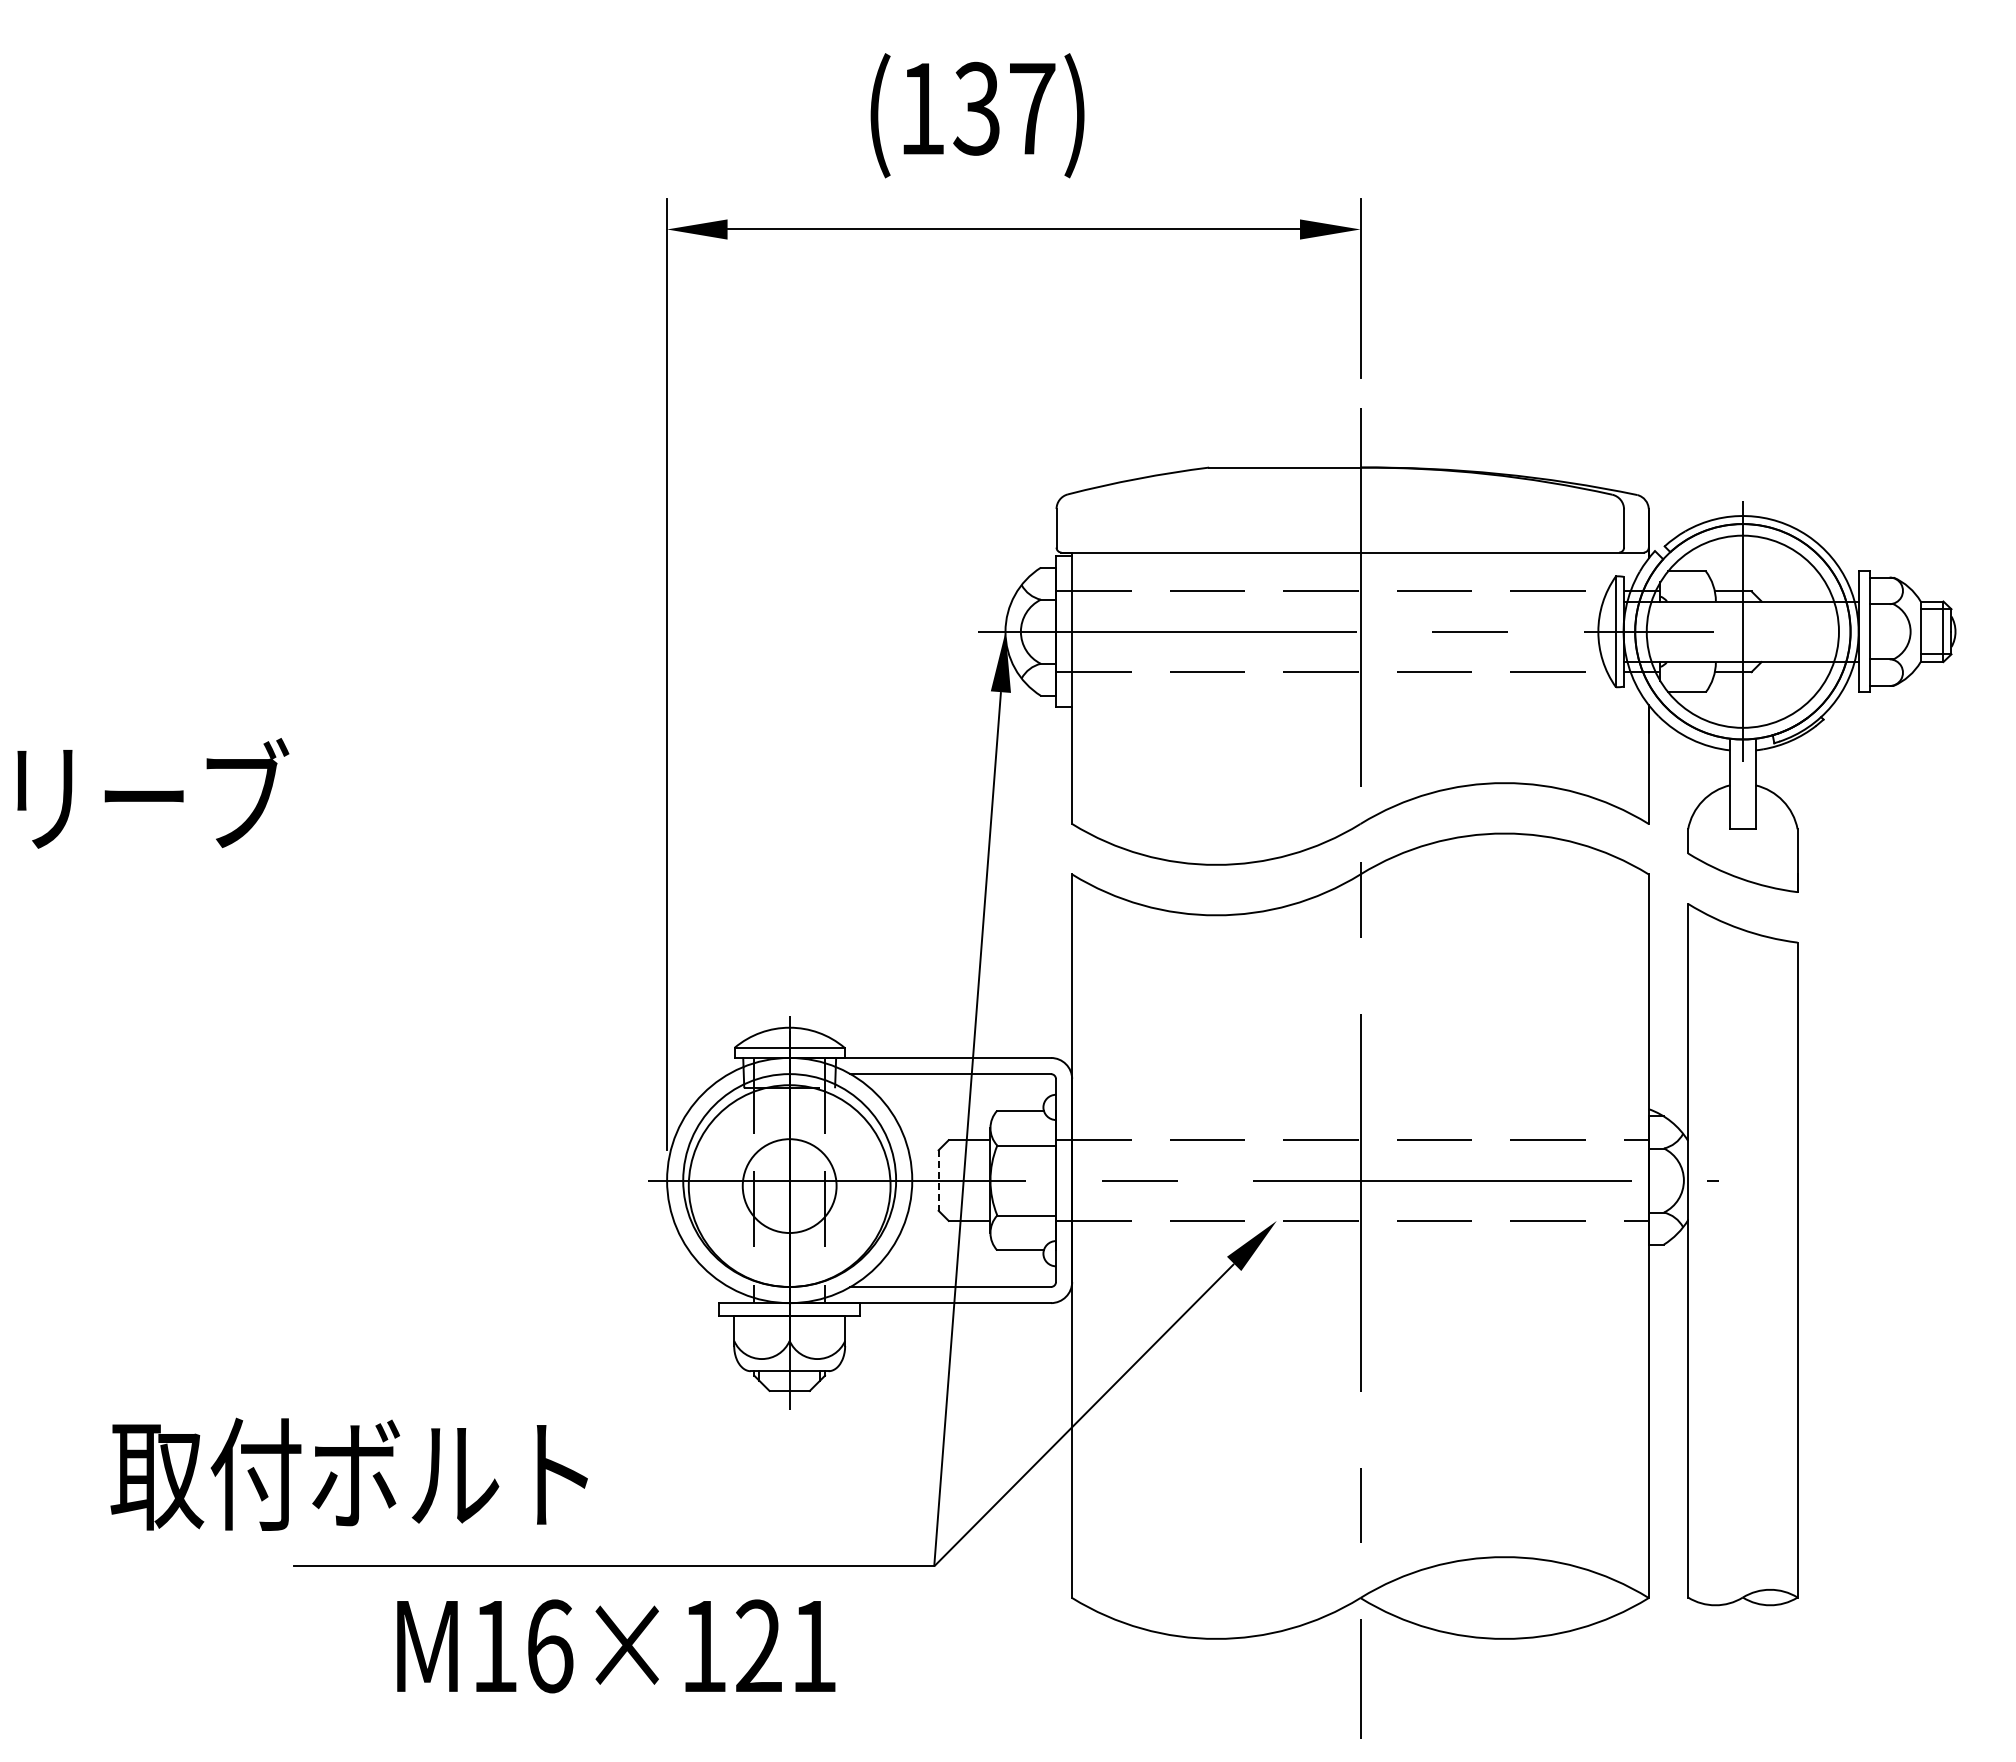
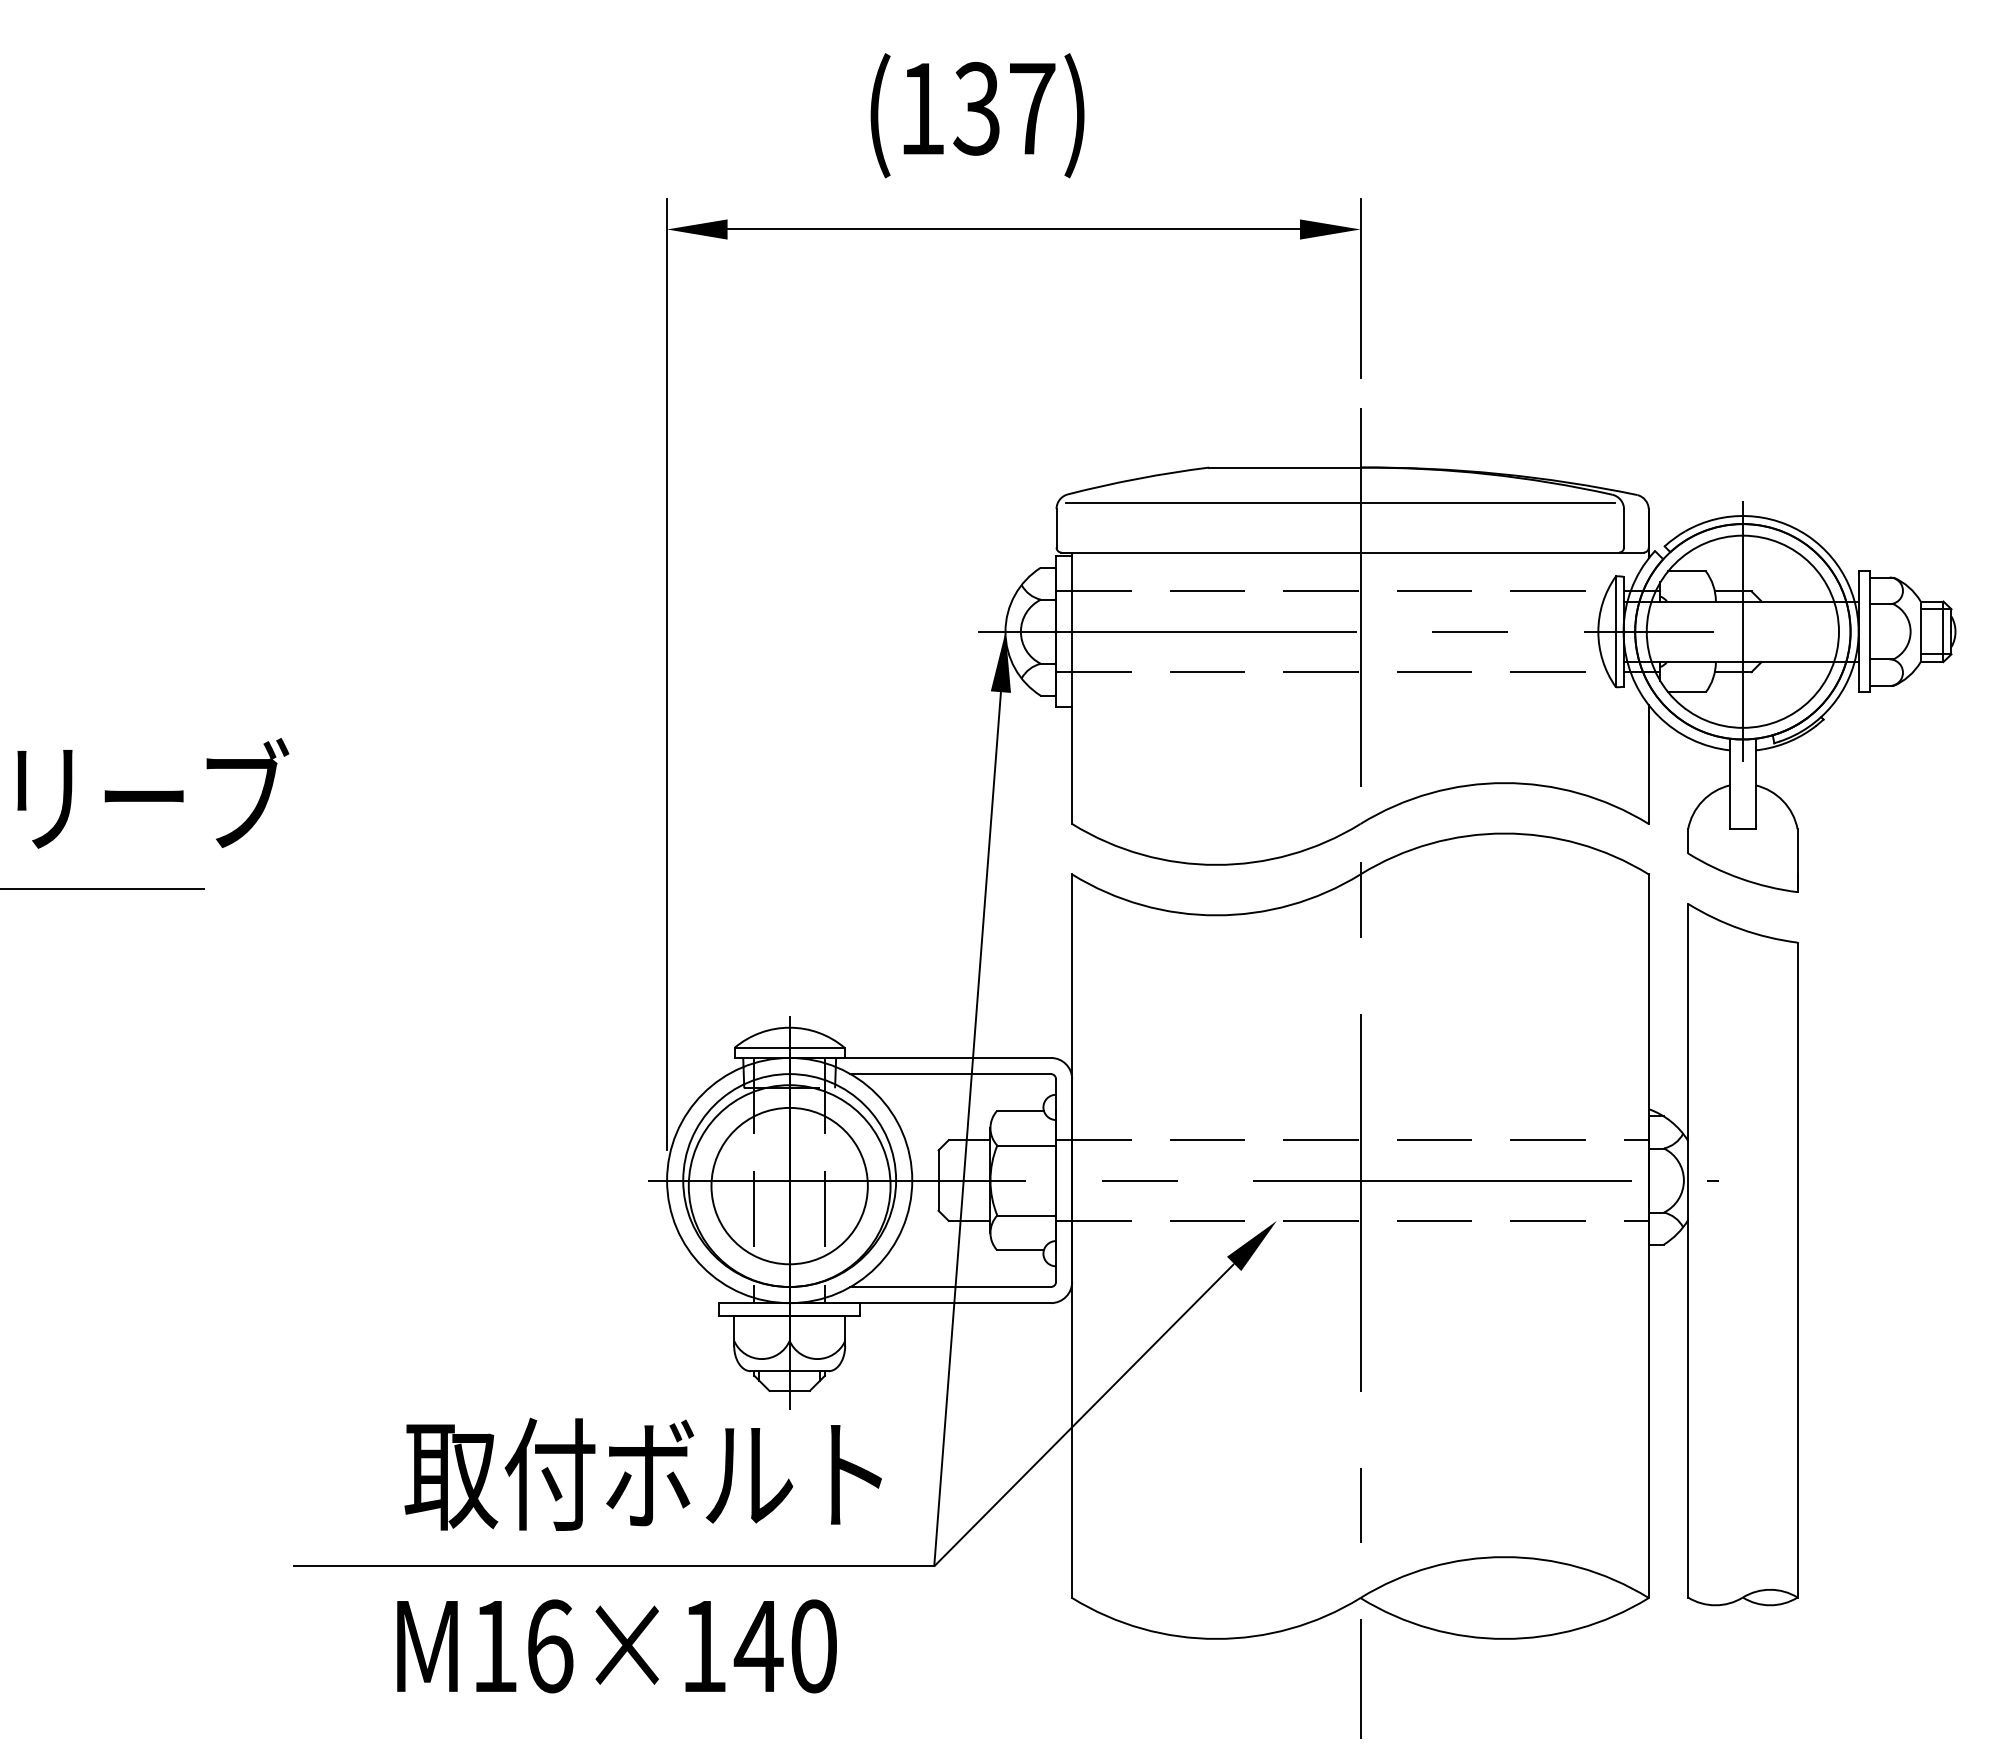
line: none -> present (1340, 502)
line: none -> present (103, 889)
line: dashed -> solid (938, 1181)
circle diameter: 94 px -> 156 px (789, 1185)
text position: (348, 1473) -> (642, 1473) (642, 1473)
text: M16×121 -> M16×140 (784, 1646)
